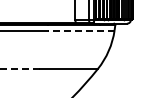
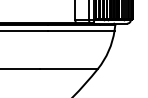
line: dashed -> solid (80, 30)
line: dashed -> solid (19, 68)
